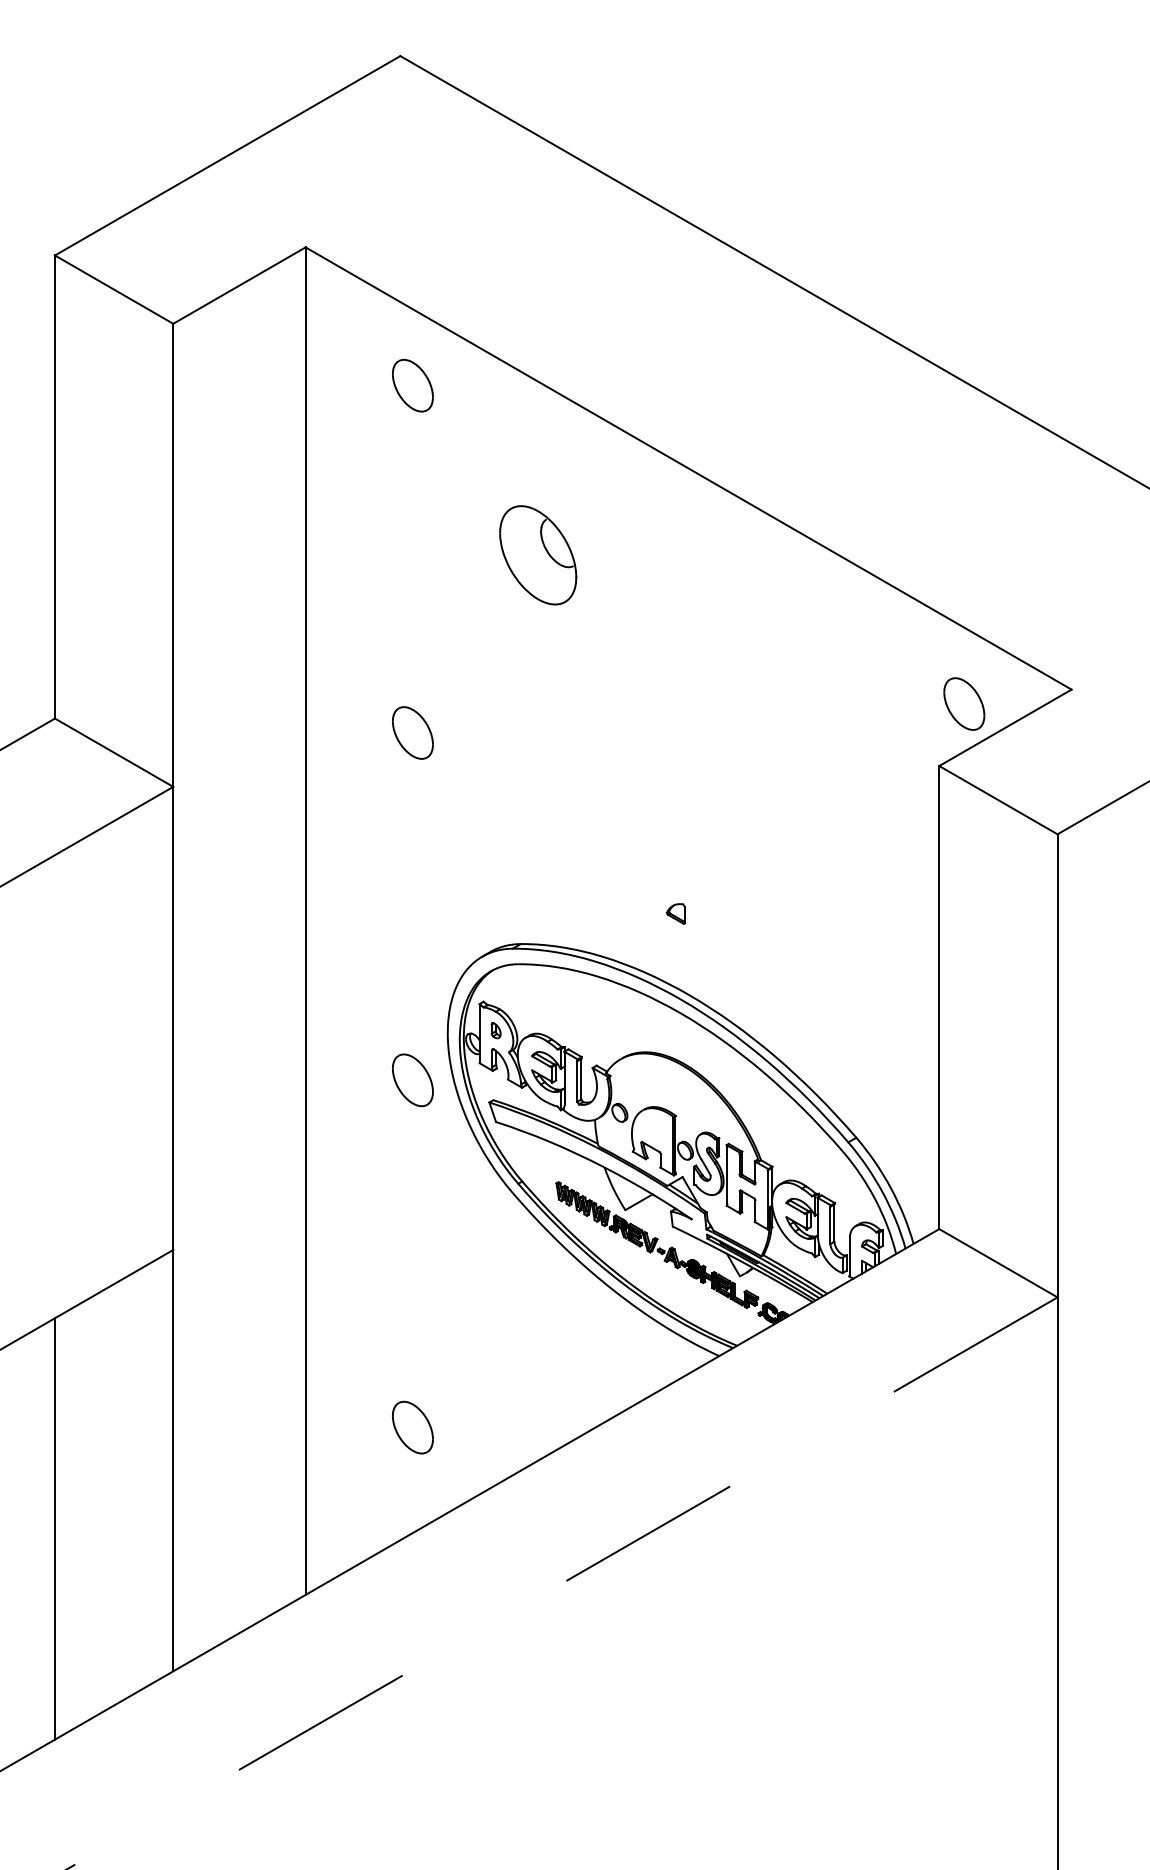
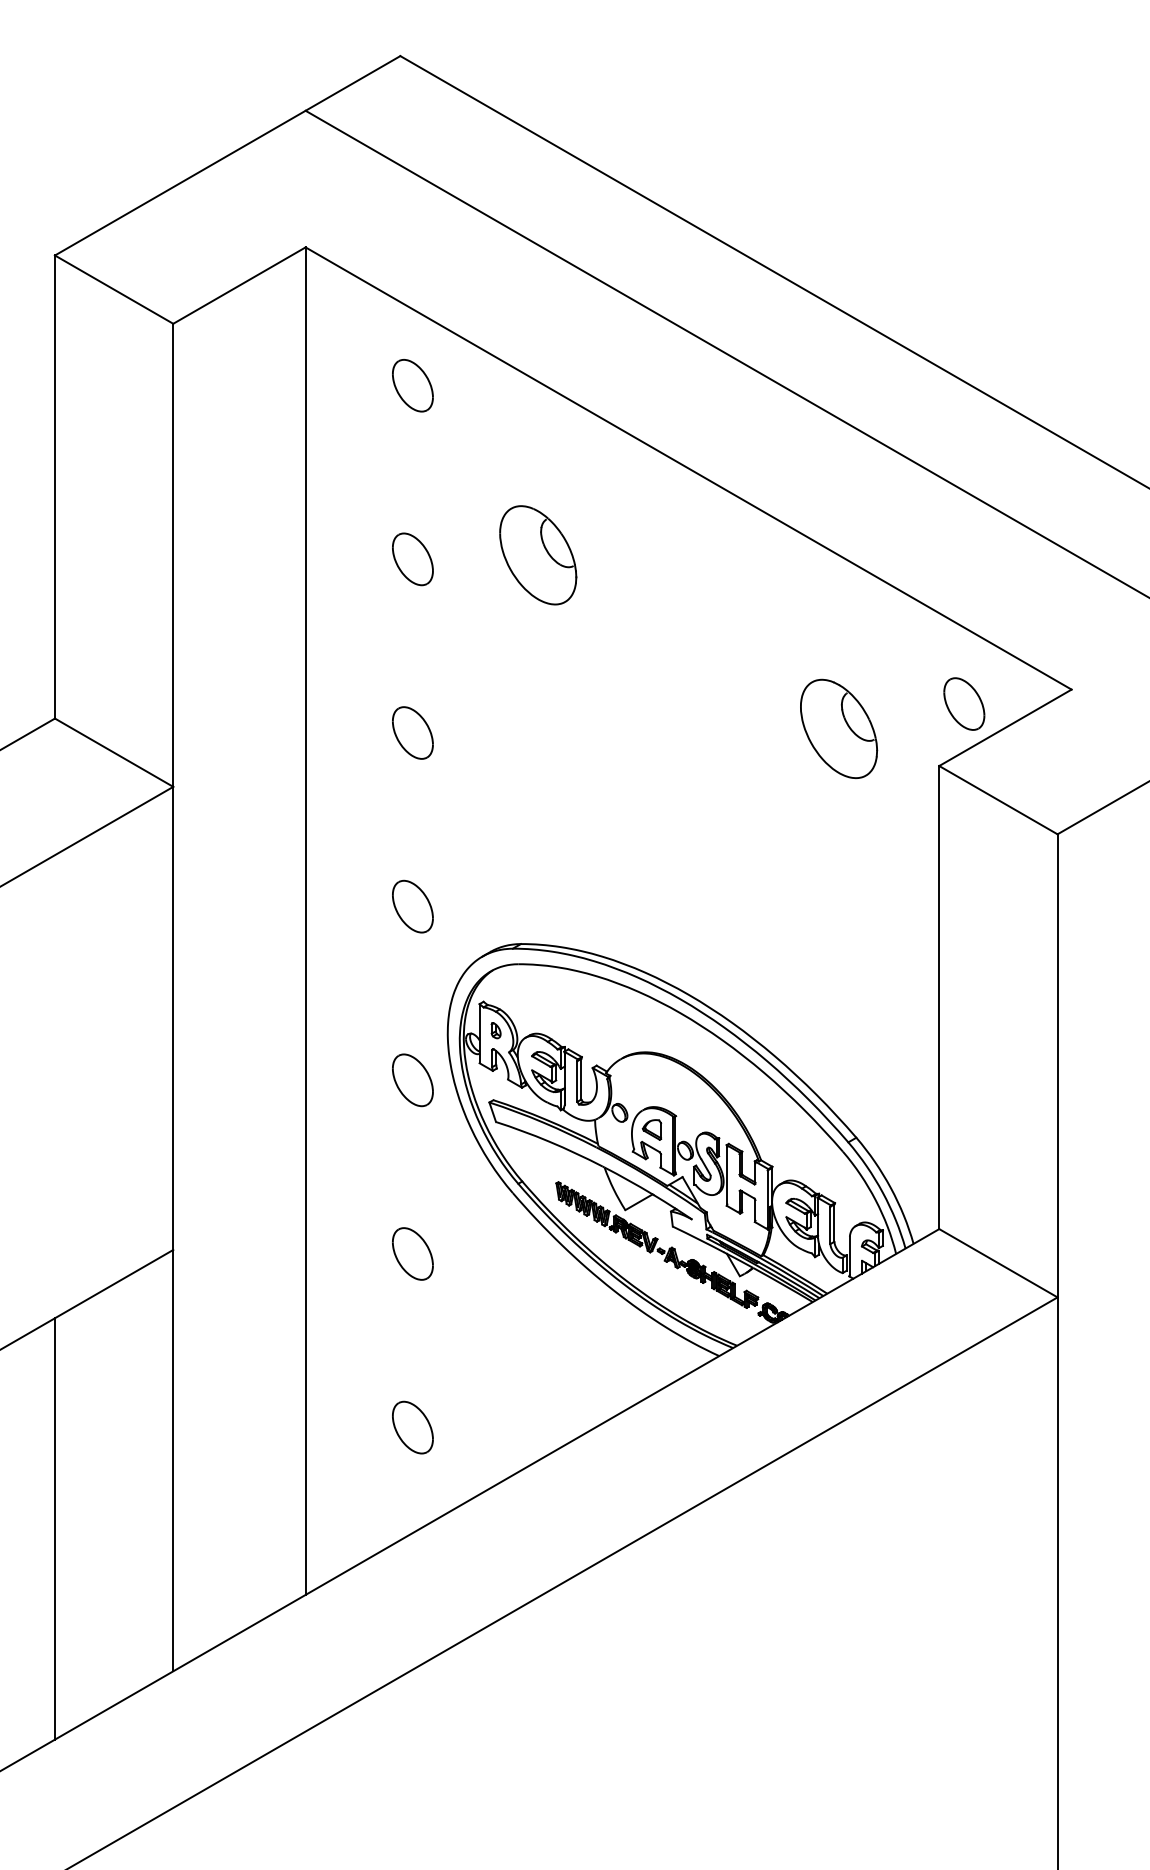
line: none -> present (725, 353)
part: none -> present (412, 559)
part: none -> present (839, 728)
part: none -> present (412, 906)
part position: (675, 913) -> (651, 1129) (651, 1129)
part: none -> present (412, 1253)
line: dashed -> solid (561, 1583)
